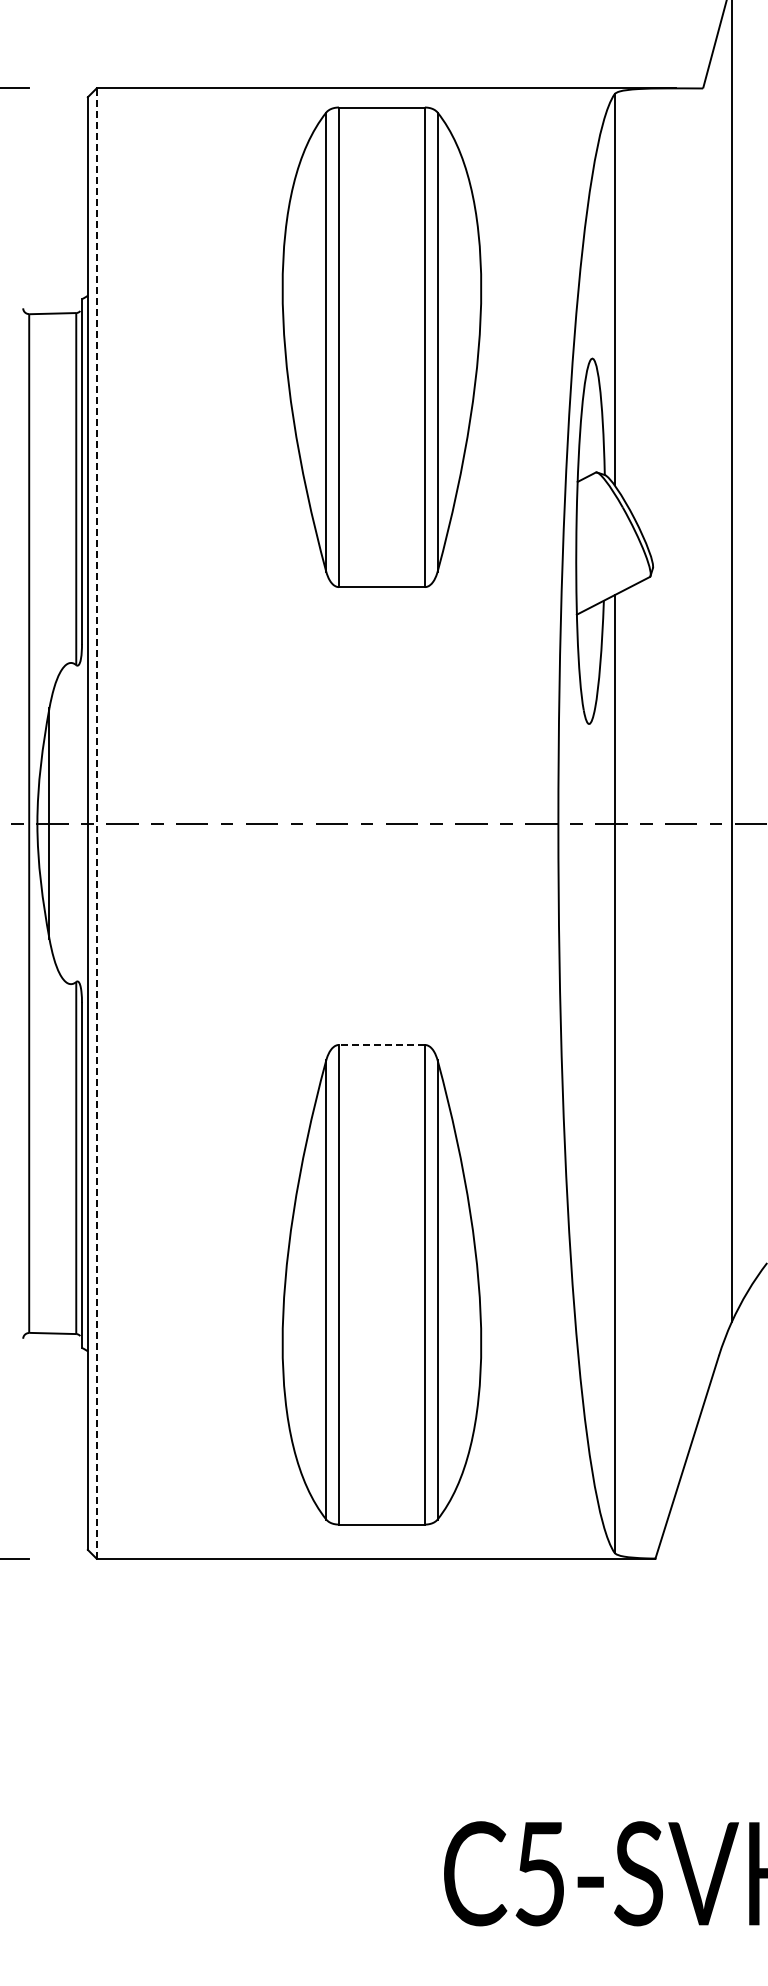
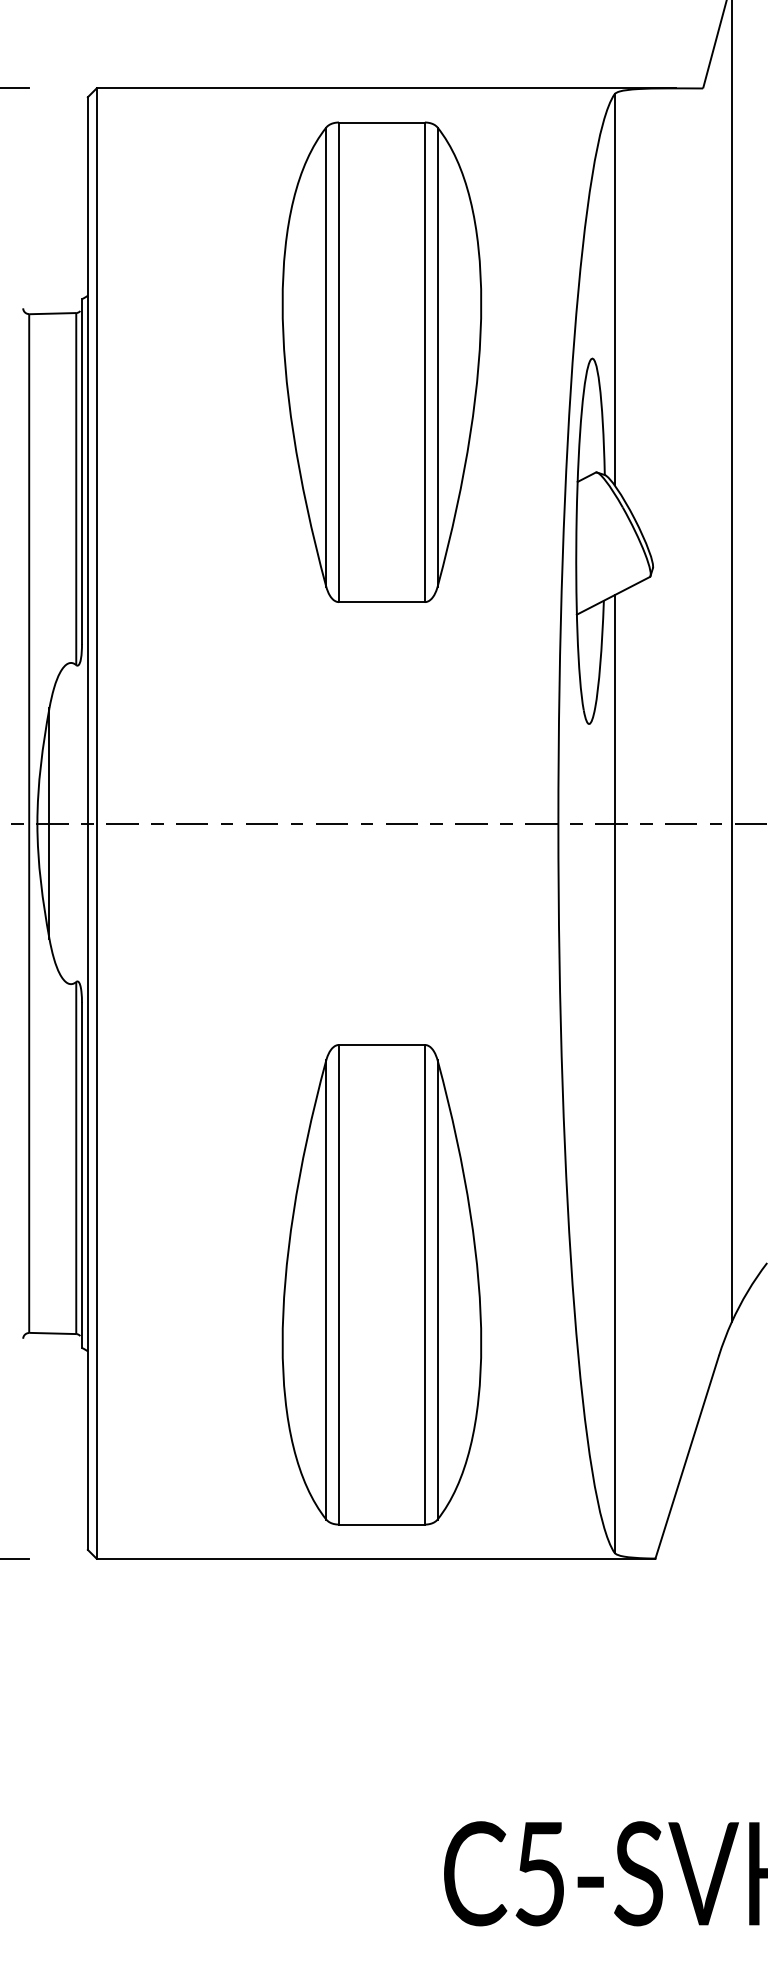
part position: (381, 346) -> (381, 361) (381, 361)
line: dashed -> solid (96, 823)
line: dashed -> solid (381, 1045)
